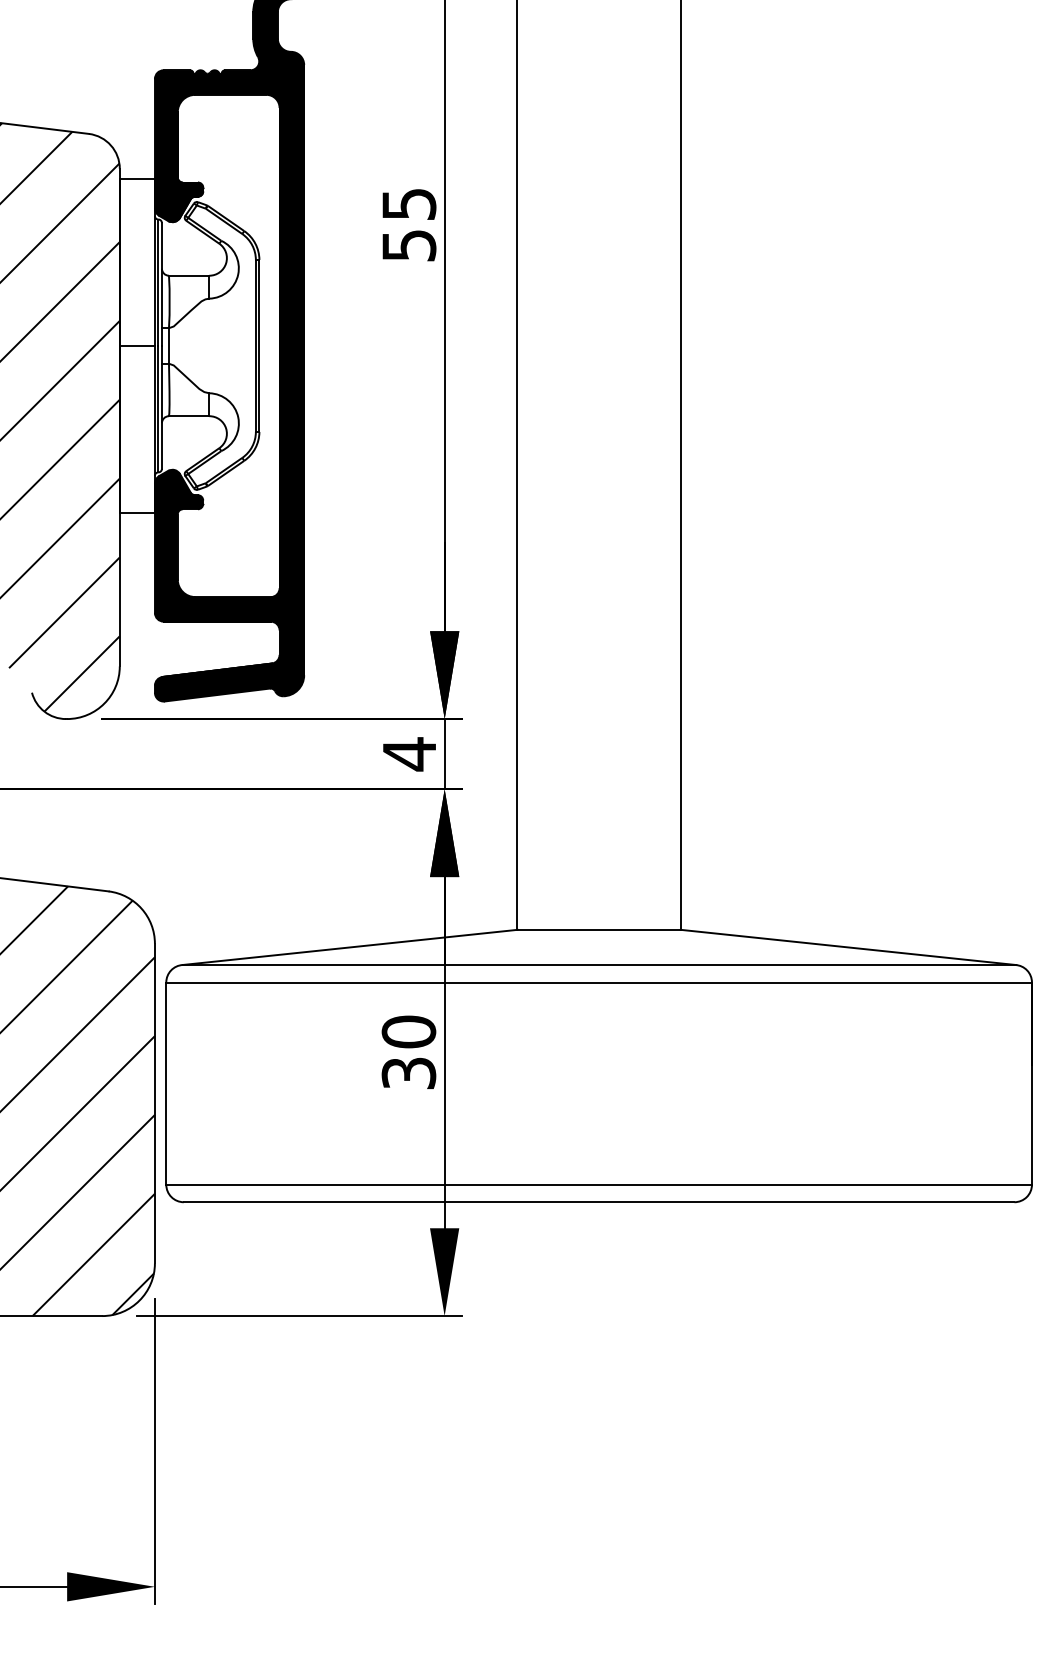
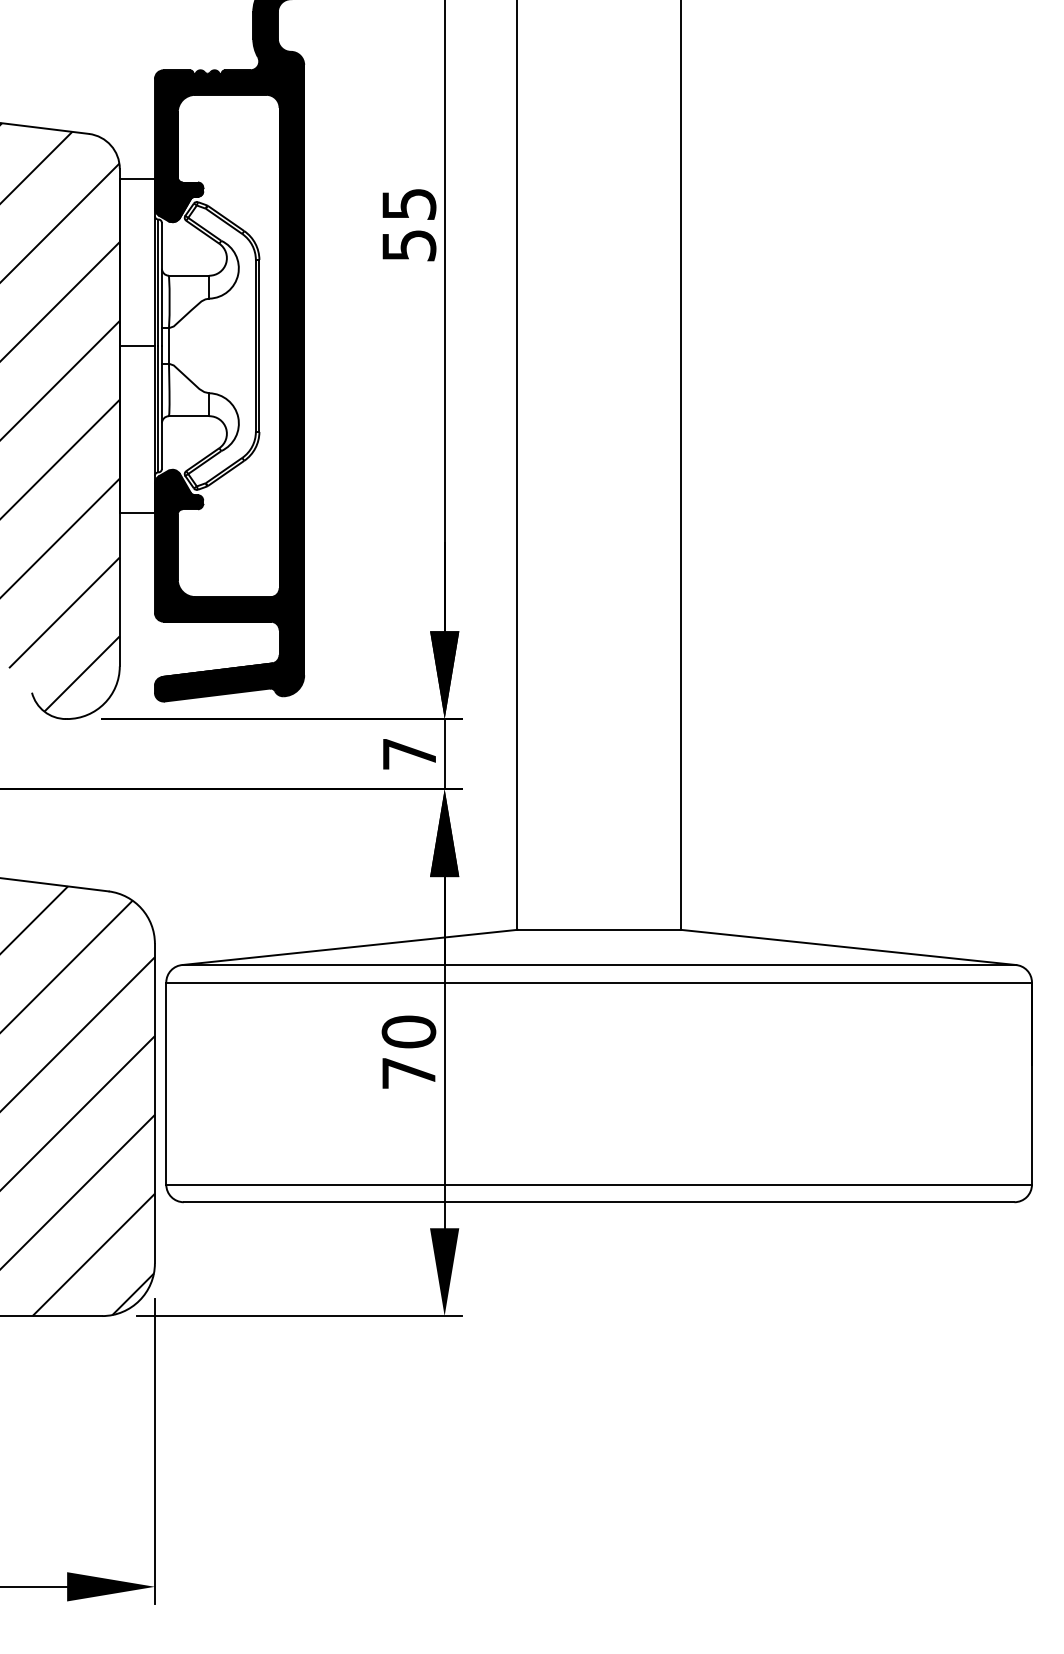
text: 4 -> 7 (409, 754)
text: 30 -> 70 (408, 1072)
